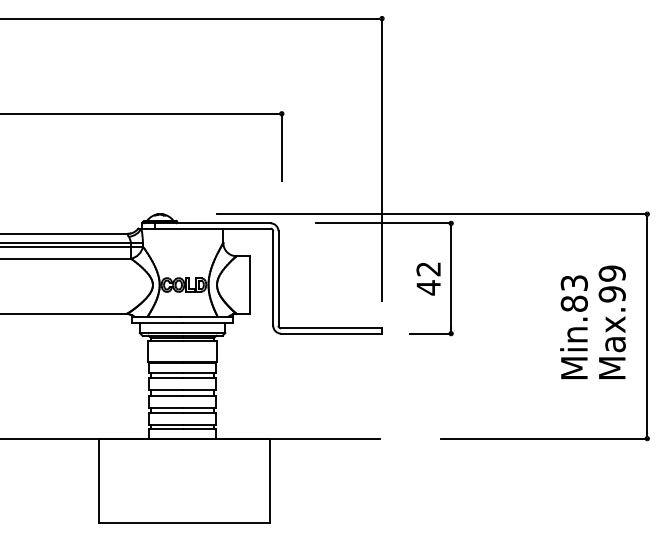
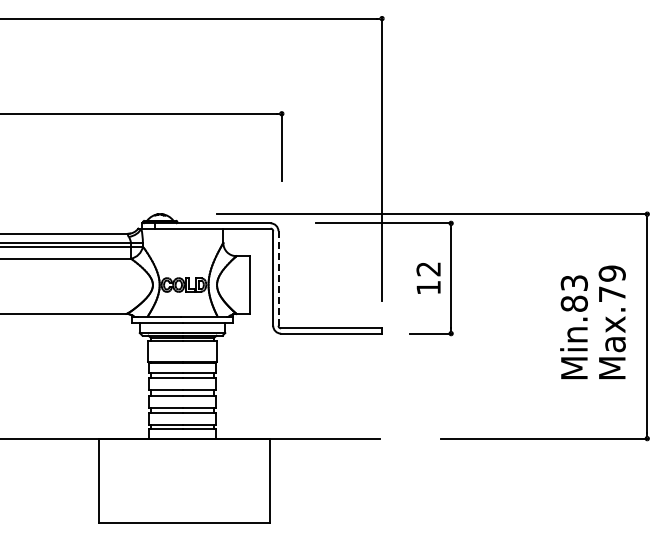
line: solid -> dashed (278, 278)
text: 42 -> 12 (428, 287)
text: Max.99 -> Max.79 (611, 294)
